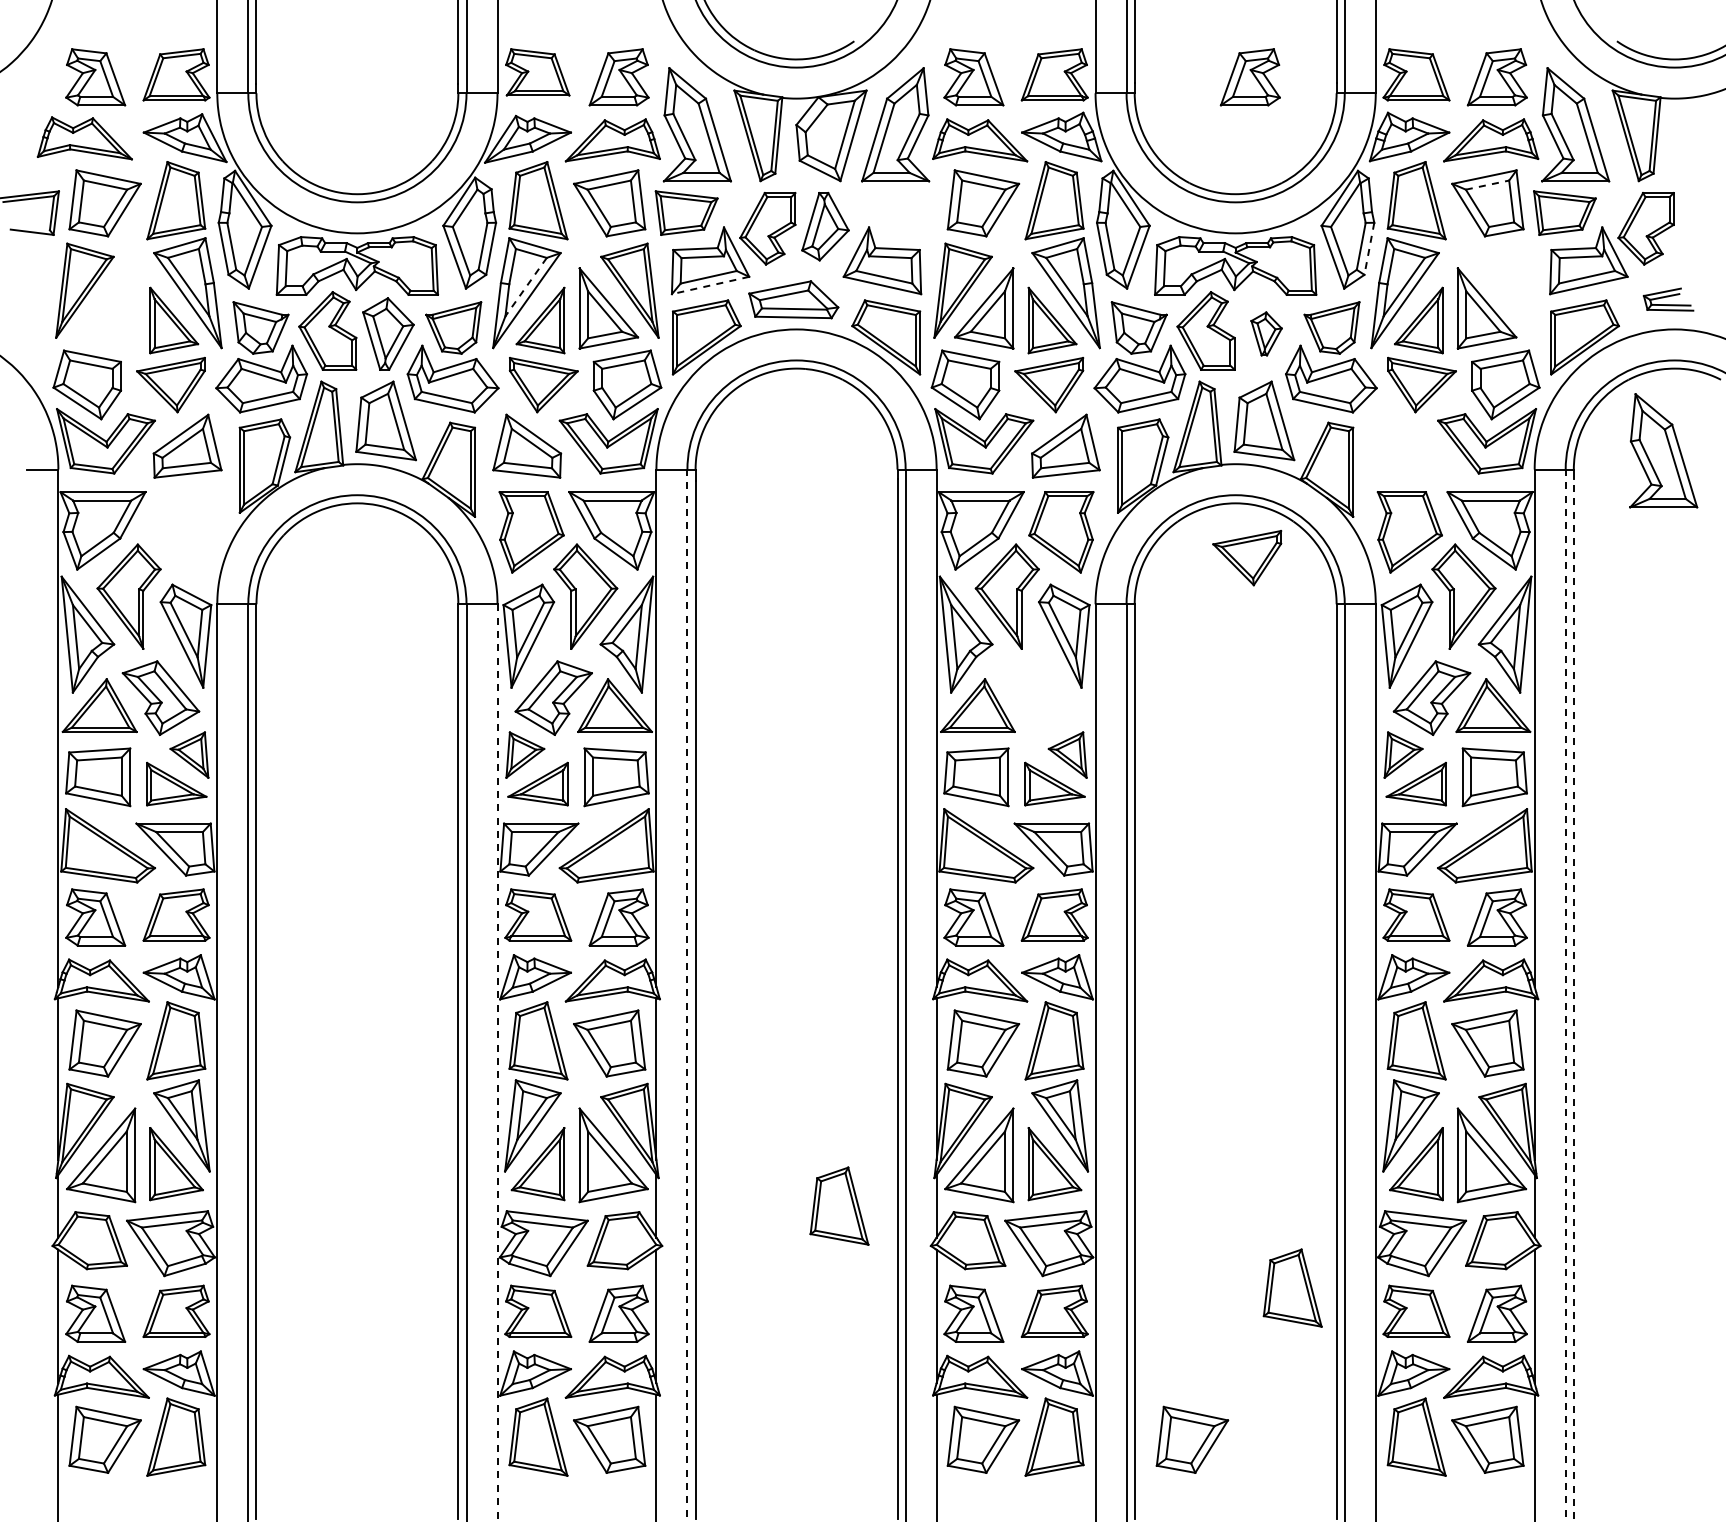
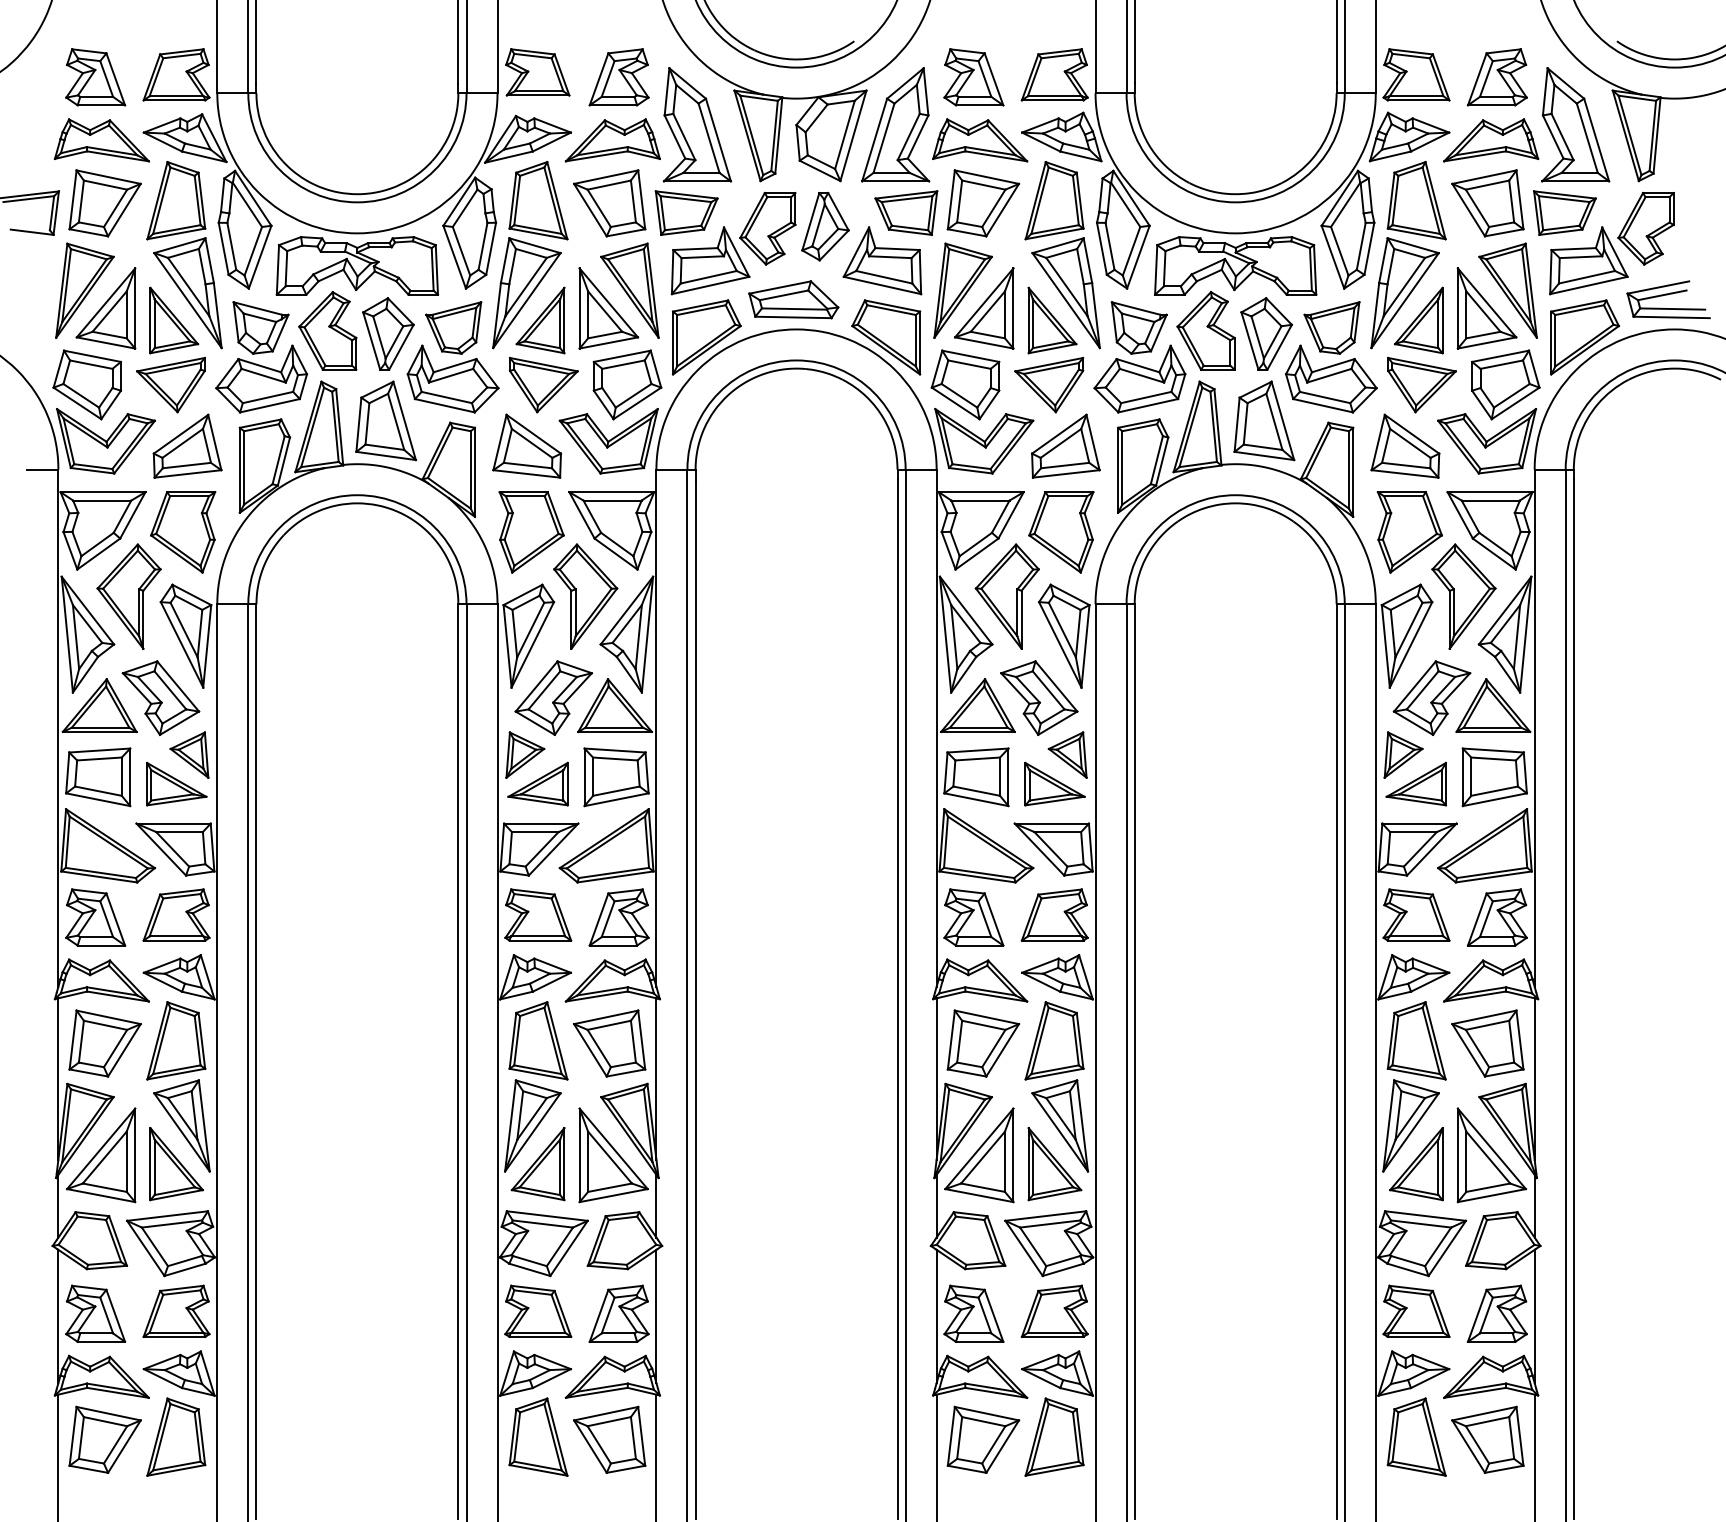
part: present -> none (1249, 77)
part position: (84, 138) -> (101, 140) (101, 140)
line: dashed -> solid (1488, 185)
part: none -> present (906, 212)
line: dashed -> solid (1369, 249)
line: dashed -> solid (710, 285)
line: dashed -> solid (526, 287)
part: none -> present (1507, 290)
part size: 53x25 px -> 85x39 px (1668, 299)
part: none -> present (105, 308)
part size: 33x46 px -> 53x74 px (1266, 333)
part: none -> present (1405, 445)
part: present -> none (1663, 450)
part: none -> present (183, 532)
part: present -> none (1247, 558)
part: none -> present (1039, 697)
line: dashed -> solid (687, 995)
line: dashed -> solid (1565, 995)
line: dashed -> solid (1573, 999)
line: dashed -> solid (497, 1063)
part: present -> none (839, 1205)
part: present -> none (1292, 1287)
part: present -> none (1192, 1439)
